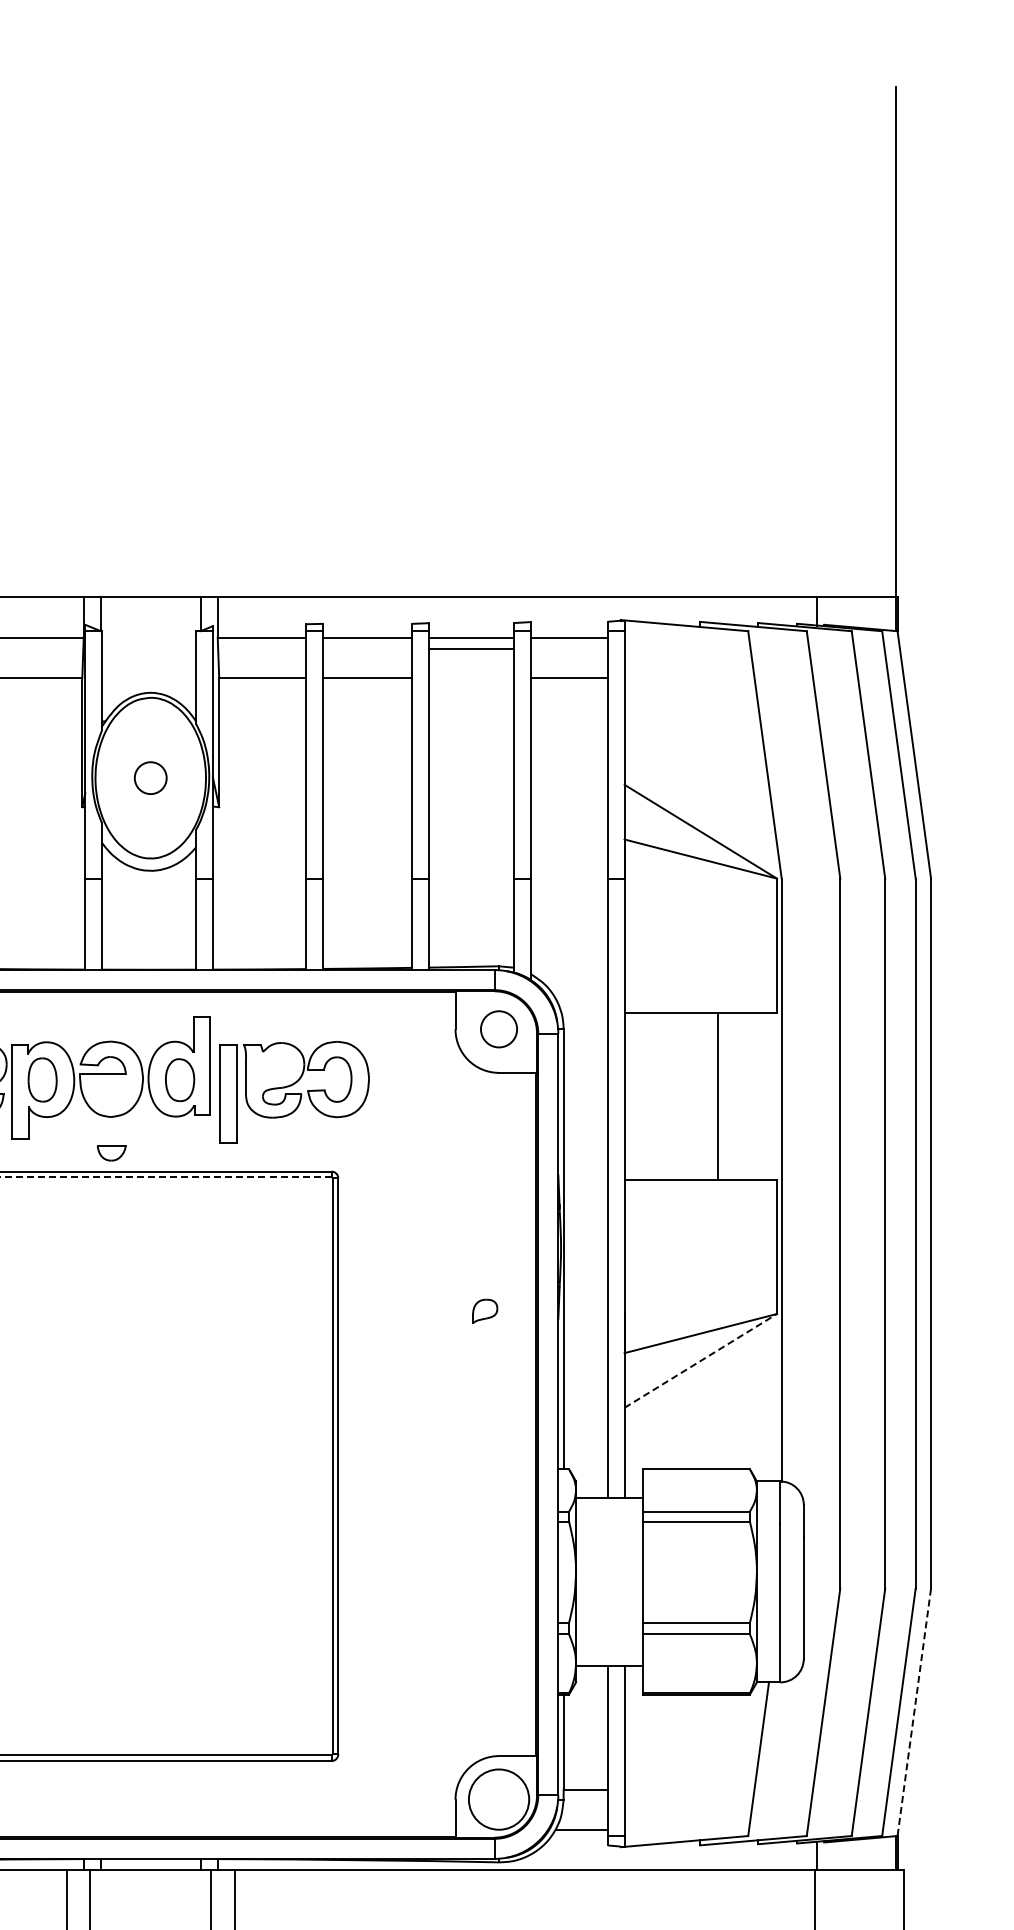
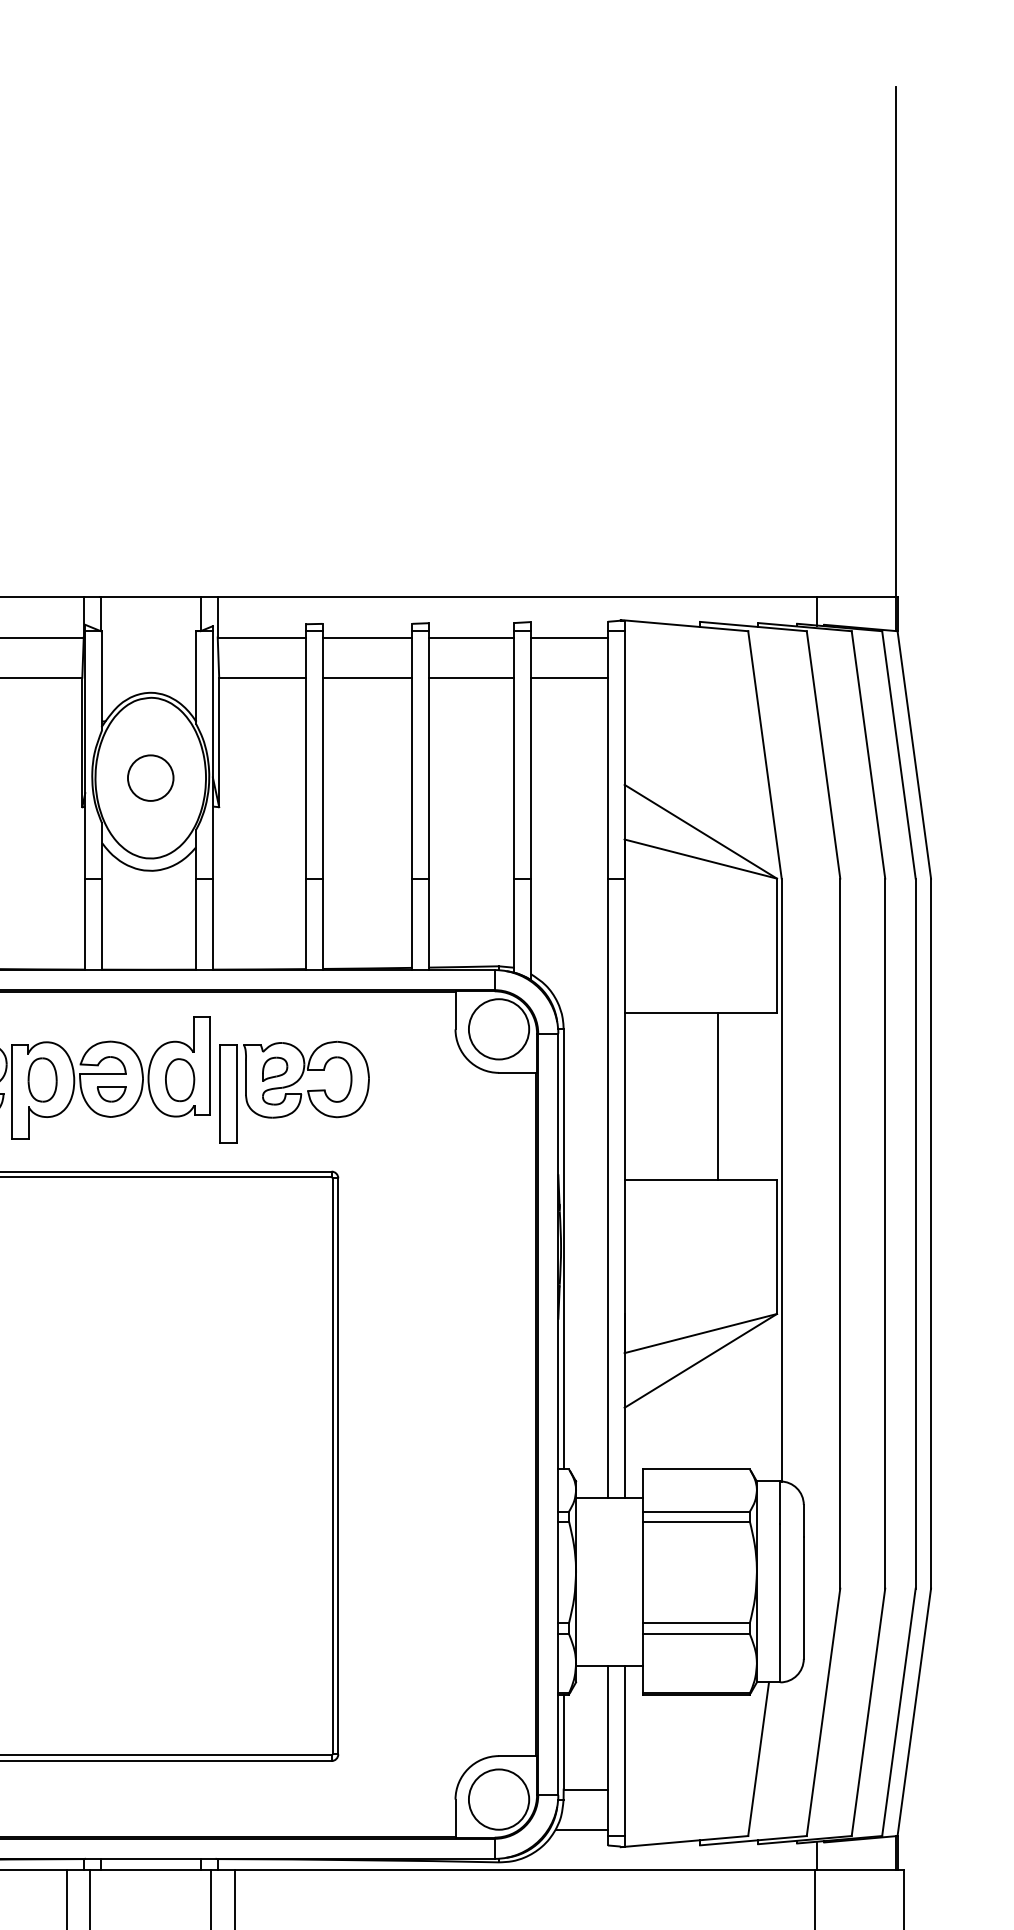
line position: (471, 648) -> (471, 677) (471, 677)
circle diameter: 32 px -> 46 px (150, 777)
circle diameter: 36 px -> 60 px (498, 1029)
part position: (111, 1153) -> (111, 1094) (111, 1094)
line: dashed -> solid (165, 1177)
part position: (485, 1310) -> (275, 1068) (275, 1068)
line: dashed -> solid (701, 1360)
line: dashed -> solid (914, 1712)
